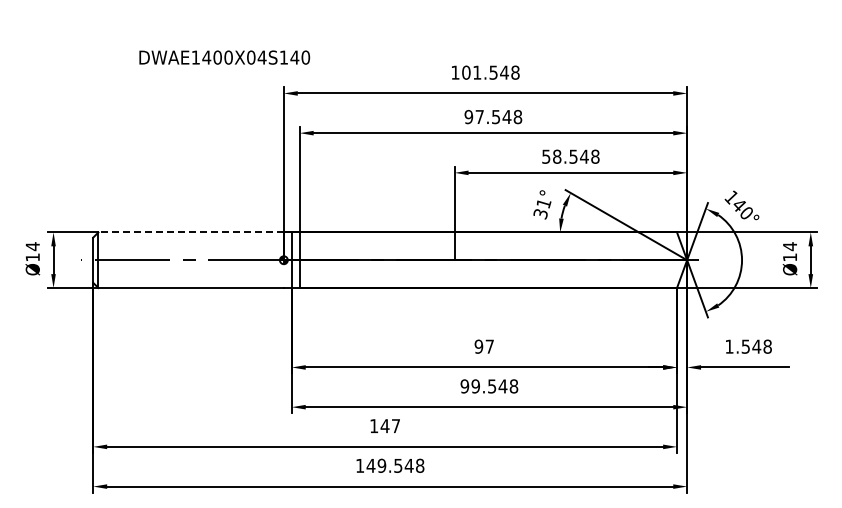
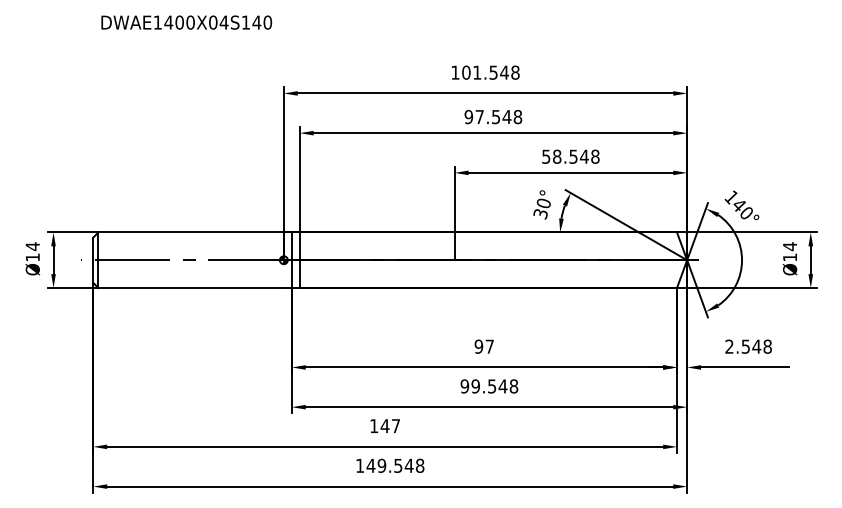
text position: (224, 57) -> (186, 22) (186, 22)
text: 31° -> 30° (543, 203)
line: dashed -> solid (191, 232)
text: 1.548 -> 2.548 (729, 346)
